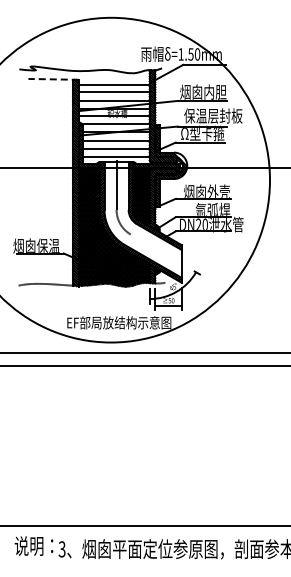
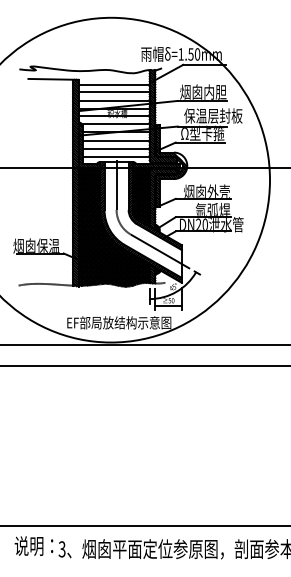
line: dashed -> solid (53, 79)
line: none -> present (160, 251)
line position: (144, 352) -> (144, 344) (144, 344)
